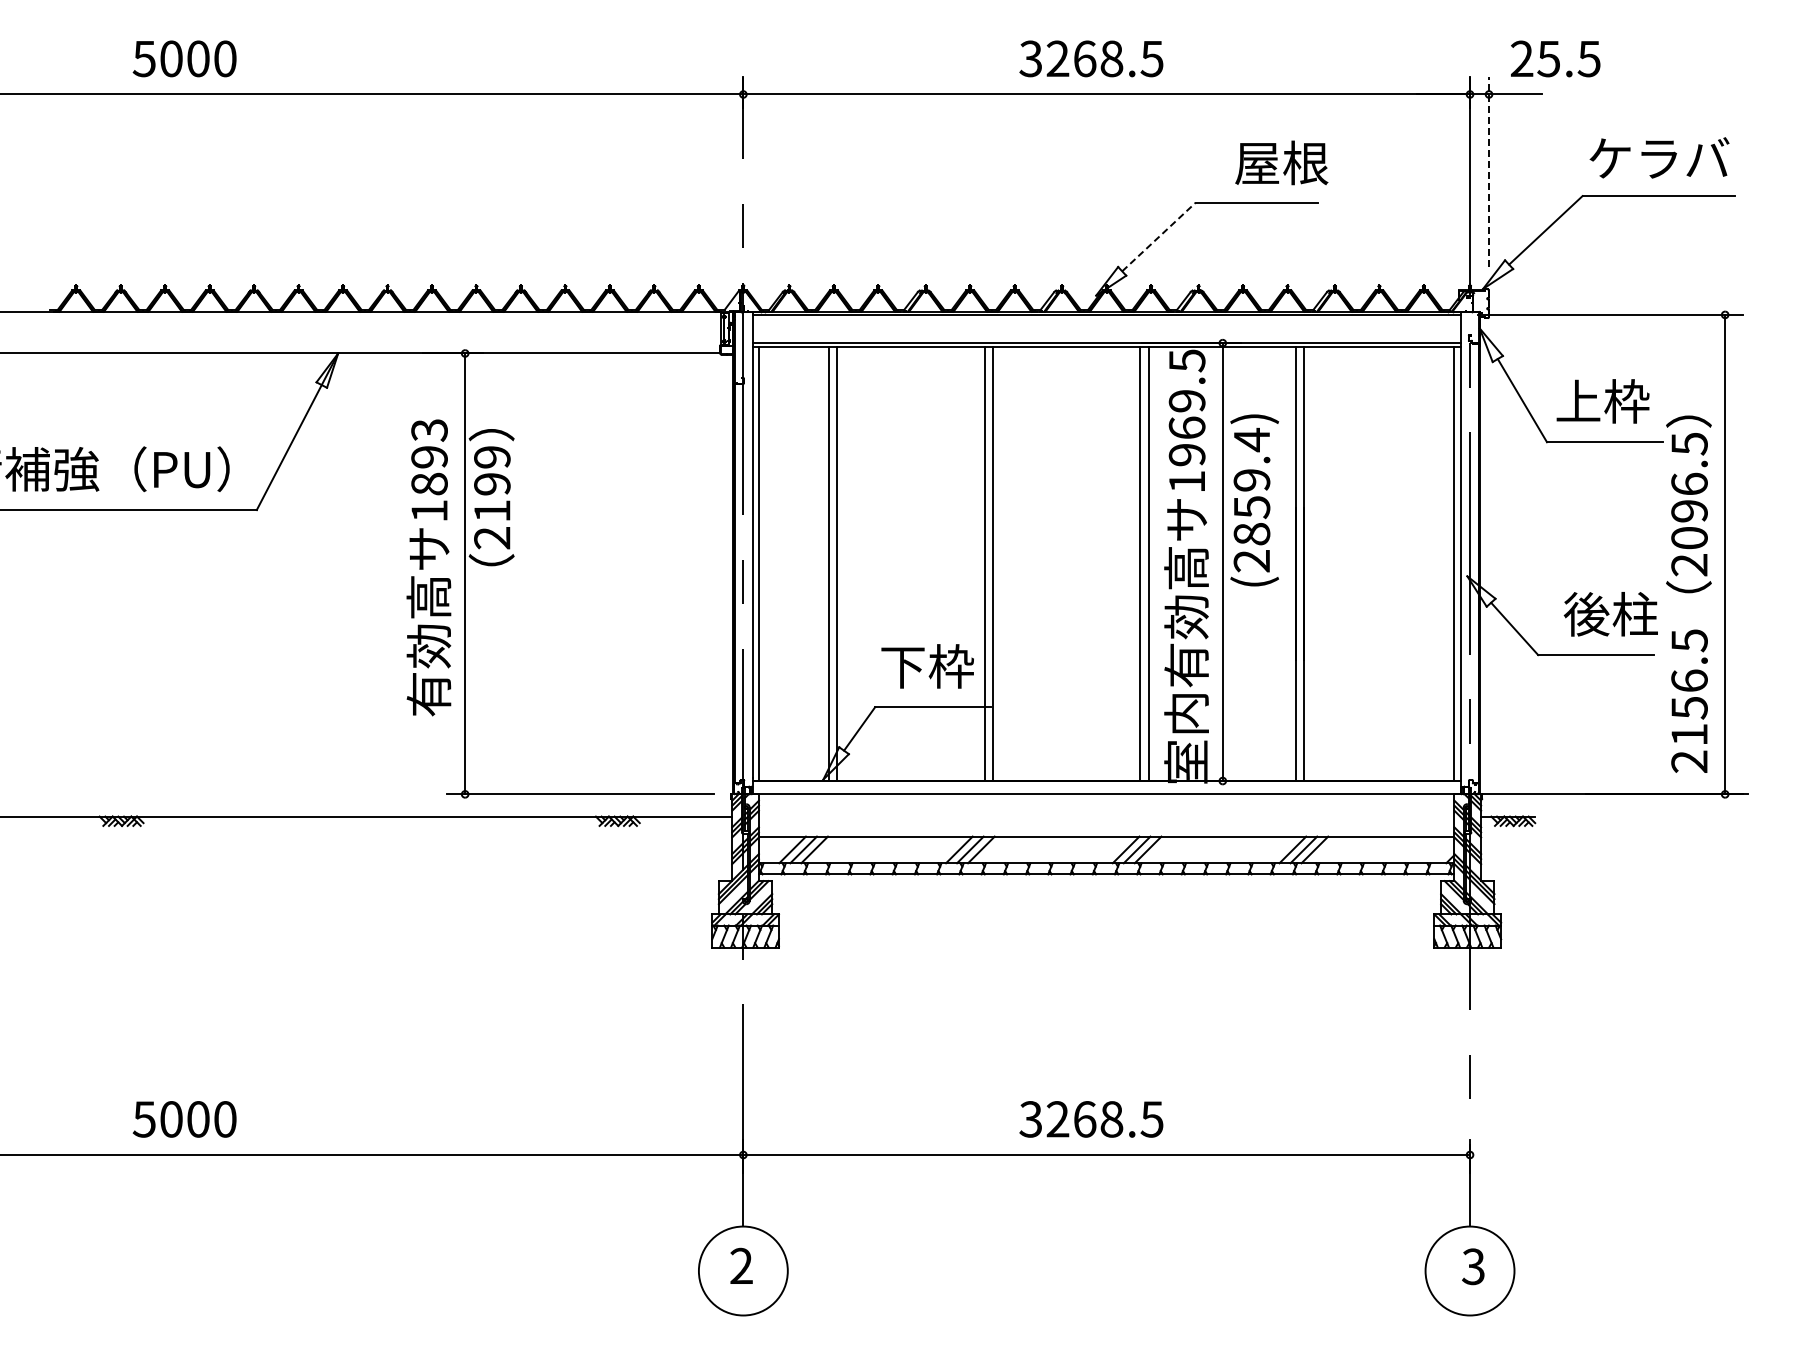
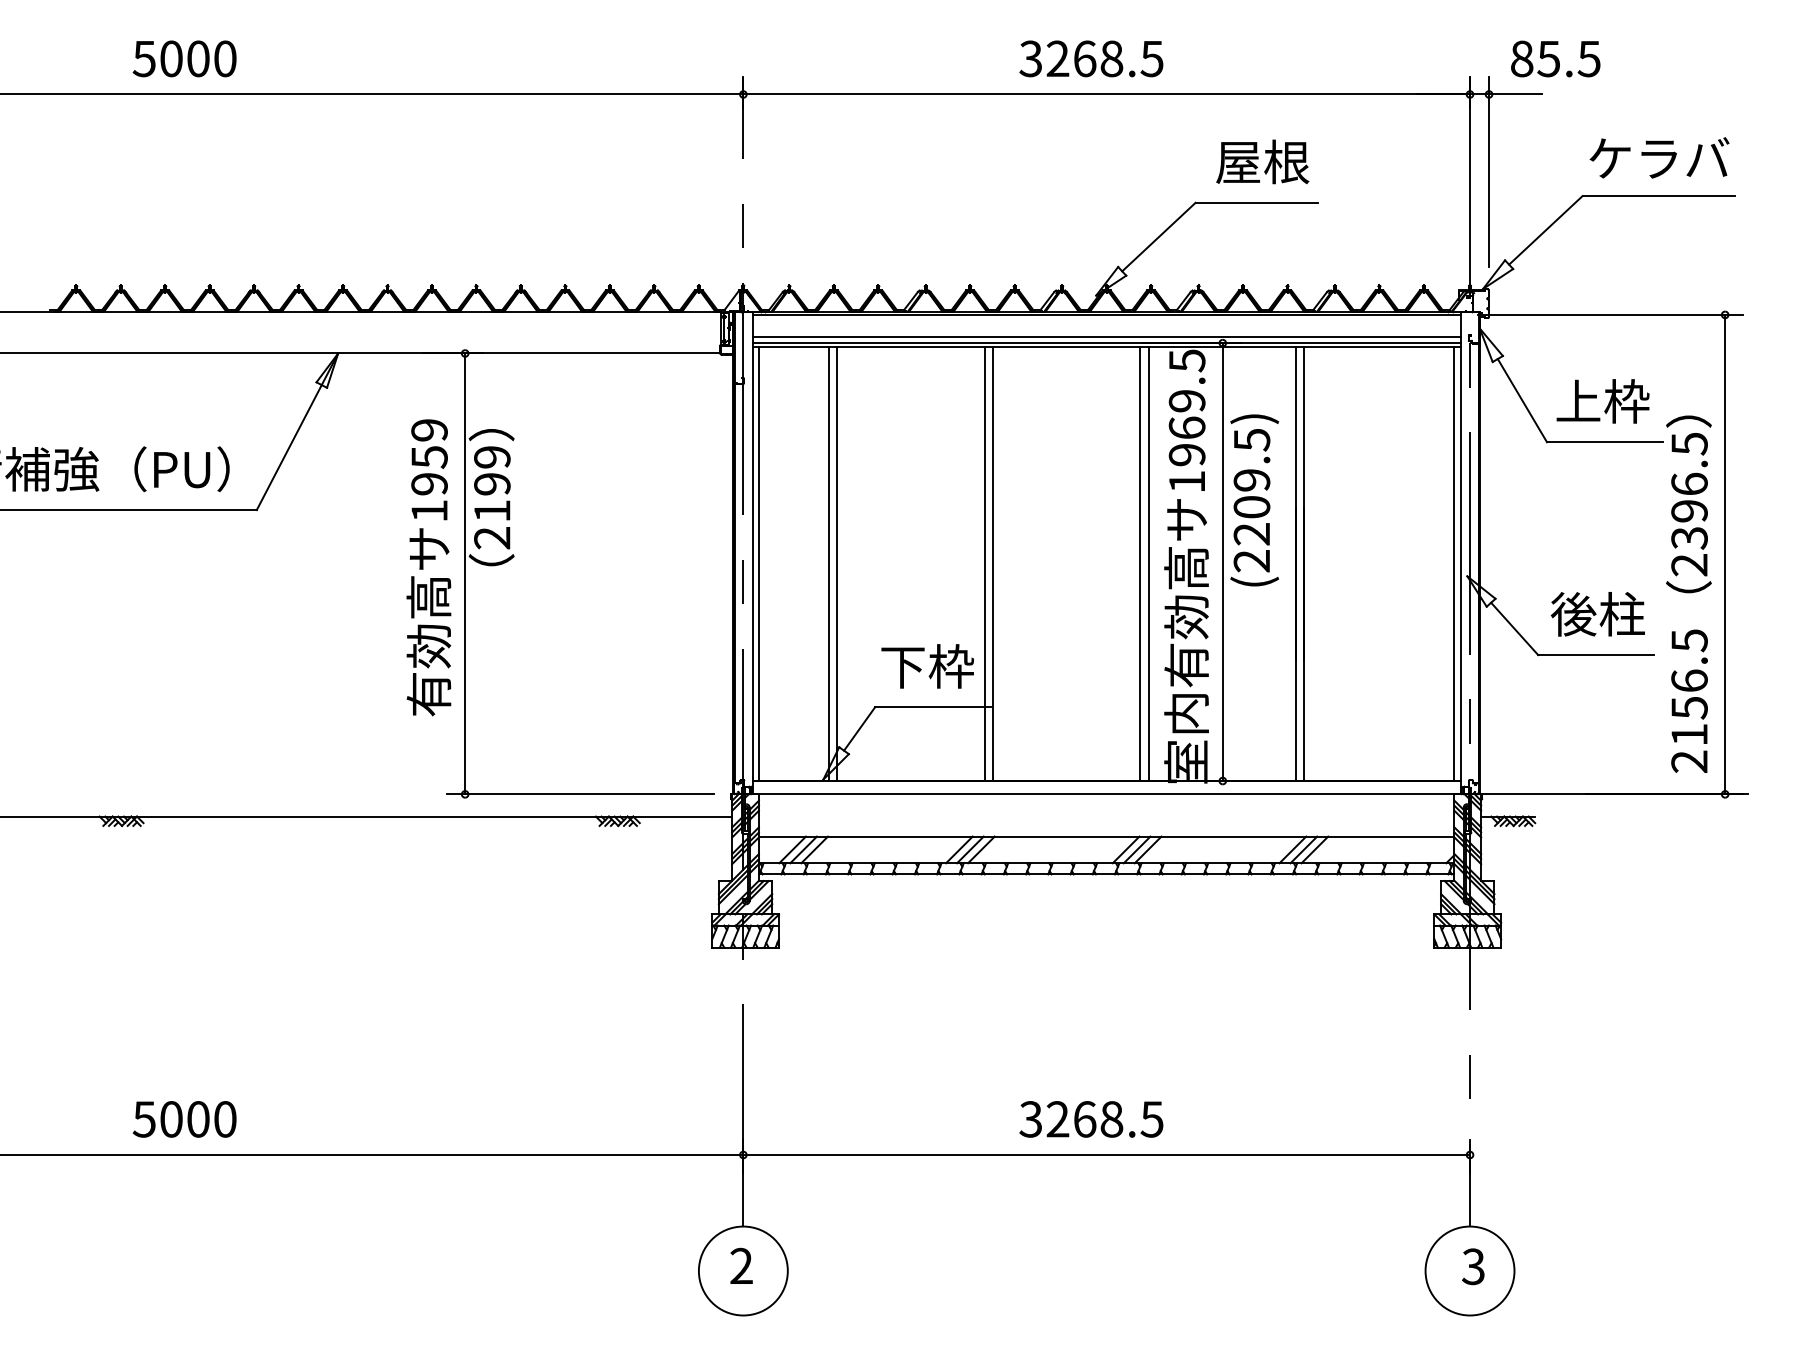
text: 25.5 -> 85.5 (1522, 58)
text position: (1281, 162) -> (1262, 161) (1262, 161)
line: dashed -> solid (1489, 171)
line: dashed -> solid (1159, 236)
line: none -> present (1106, 337)
text: 1893 -> 1959 (429, 457)
text: (2859.4) -> (2209.5) (1251, 486)
text: 2096.5 -> 2396.5 (1689, 538)
text position: (1610, 614) -> (1597, 614) (1597, 614)
